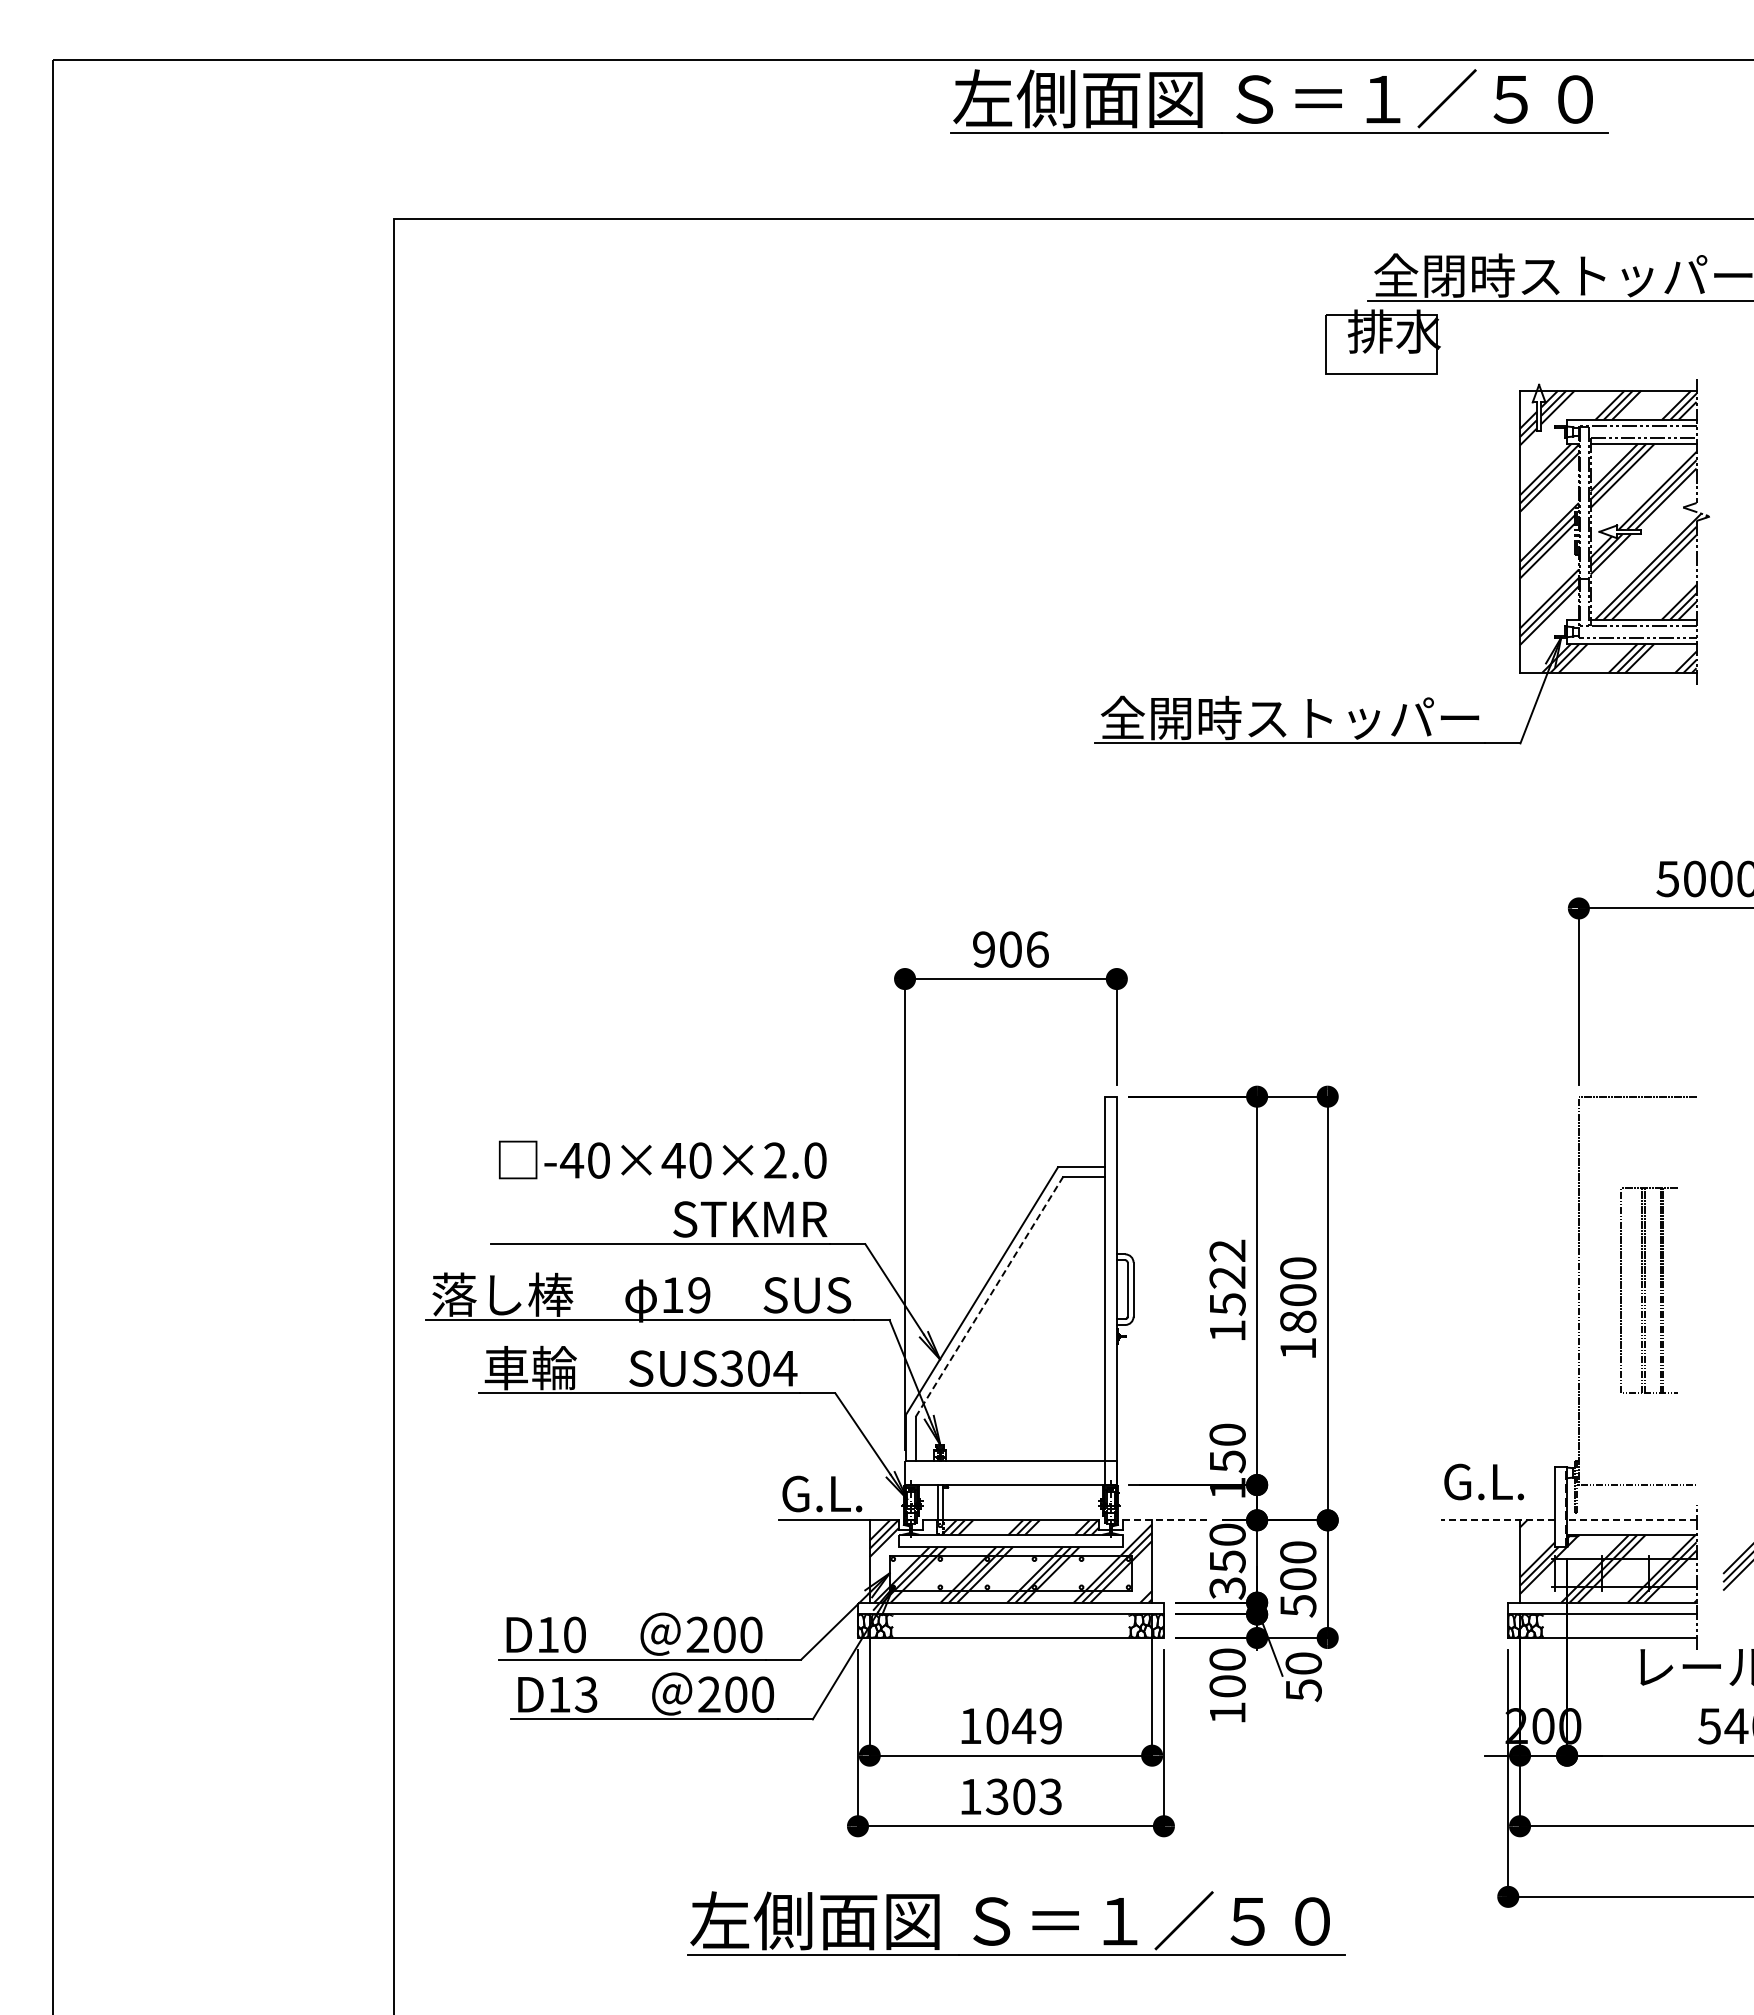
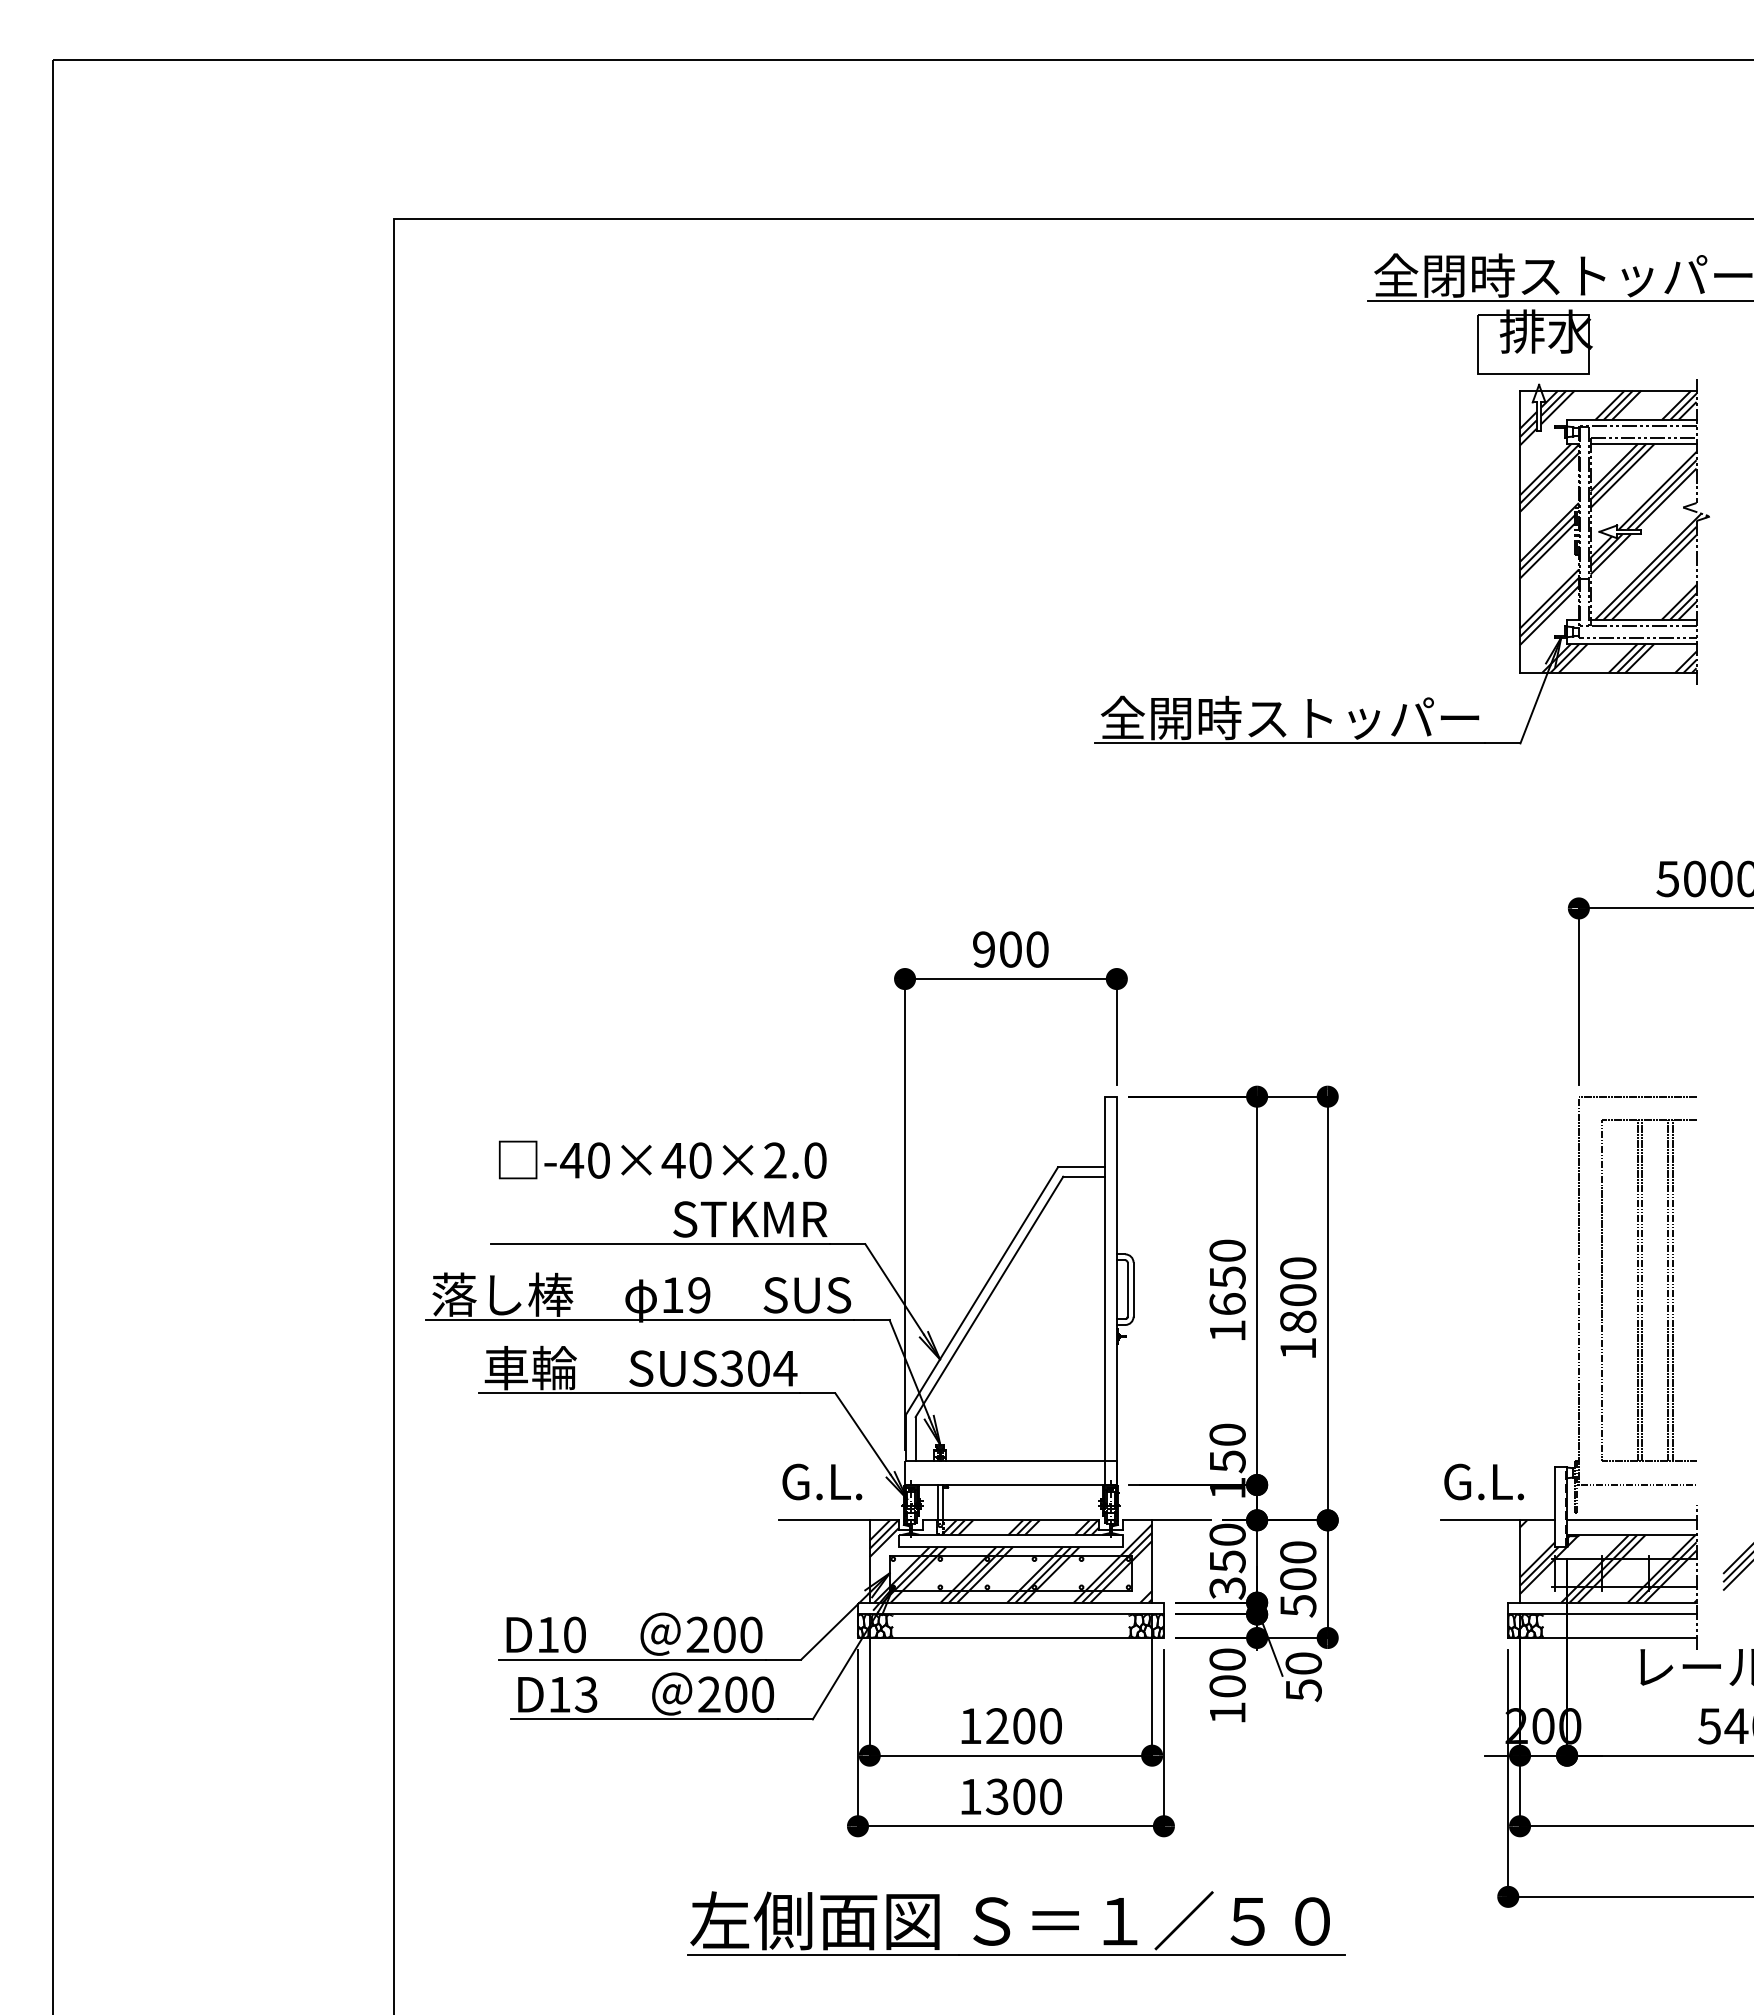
part: present -> none (1271, 104)
part position: (1382, 341) -> (1534, 341) (1534, 341)
text: 906 -> 900 (1037, 949)
text: 1522 -> 1650 (1227, 1277)
part size: 58x207 px -> 96x343 px (1648, 1290)
line: dashed -> solid (989, 1297)
text position: (822, 1493) -> (822, 1481) (822, 1481)
line: dashed -> solid (1167, 1520)
line: dashed -> solid (1497, 1520)
line: dashed -> solid (1631, 1520)
text: 1049 -> 1200 (1023, 1726)
text: 1303 -> 1300 (1050, 1796)
